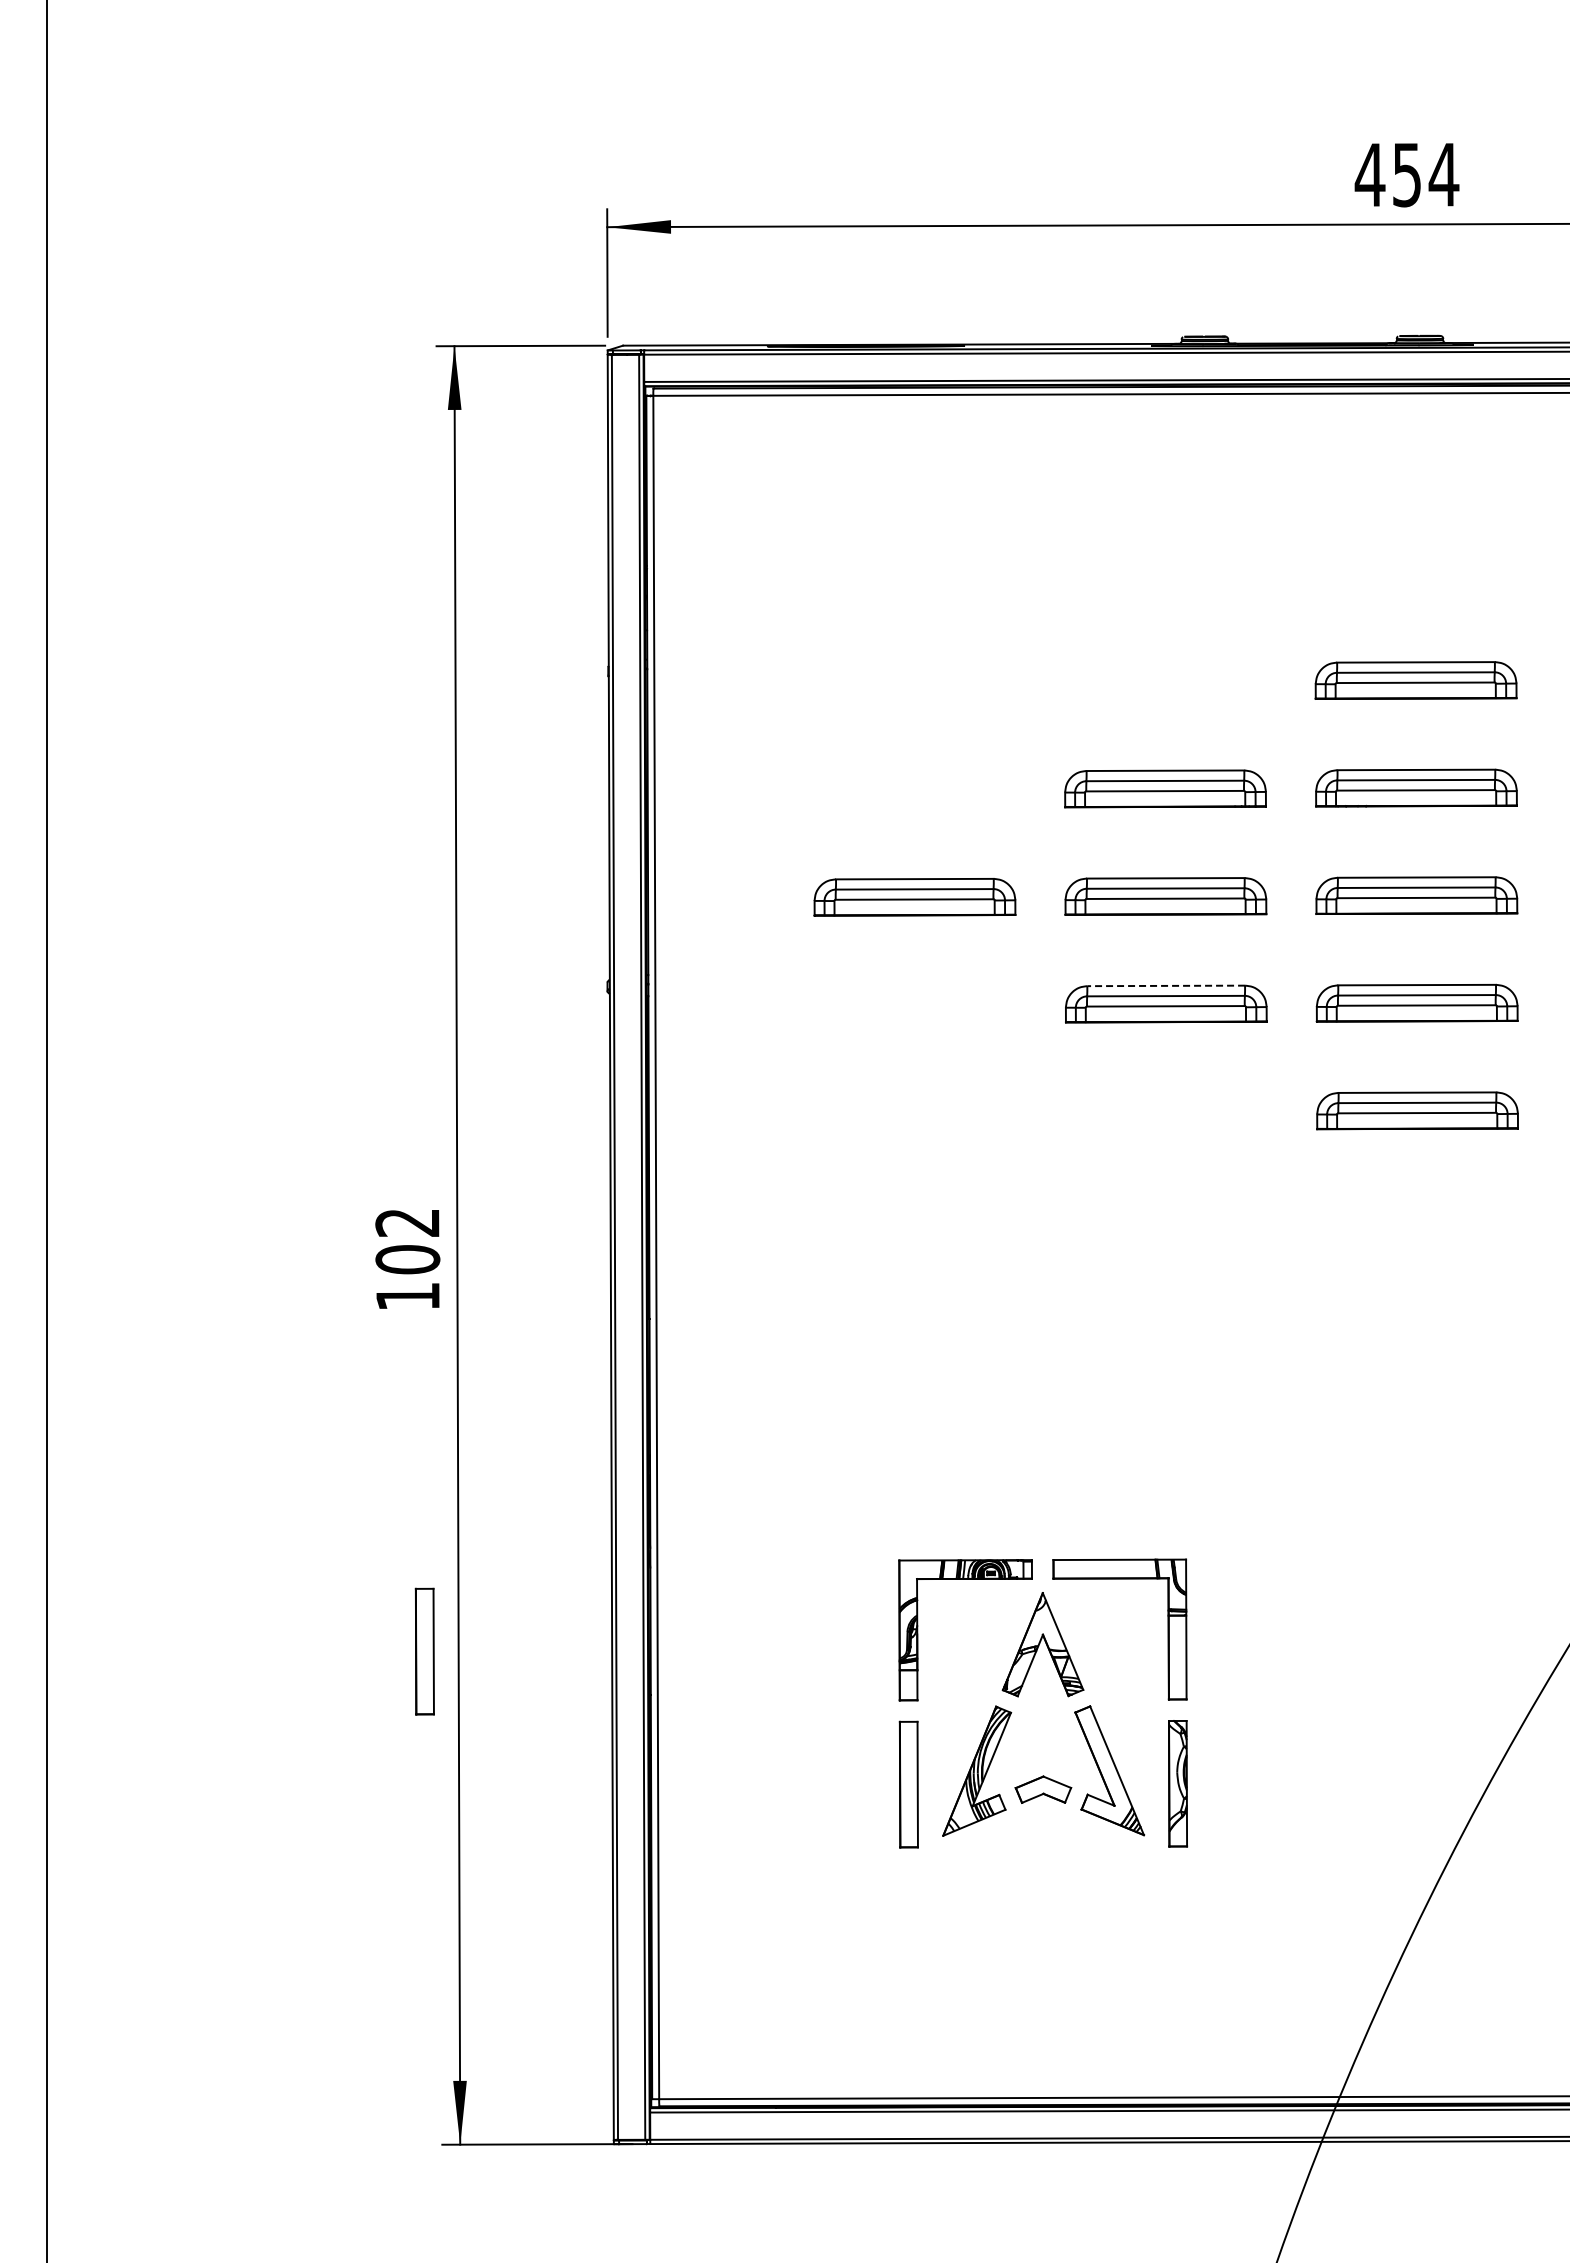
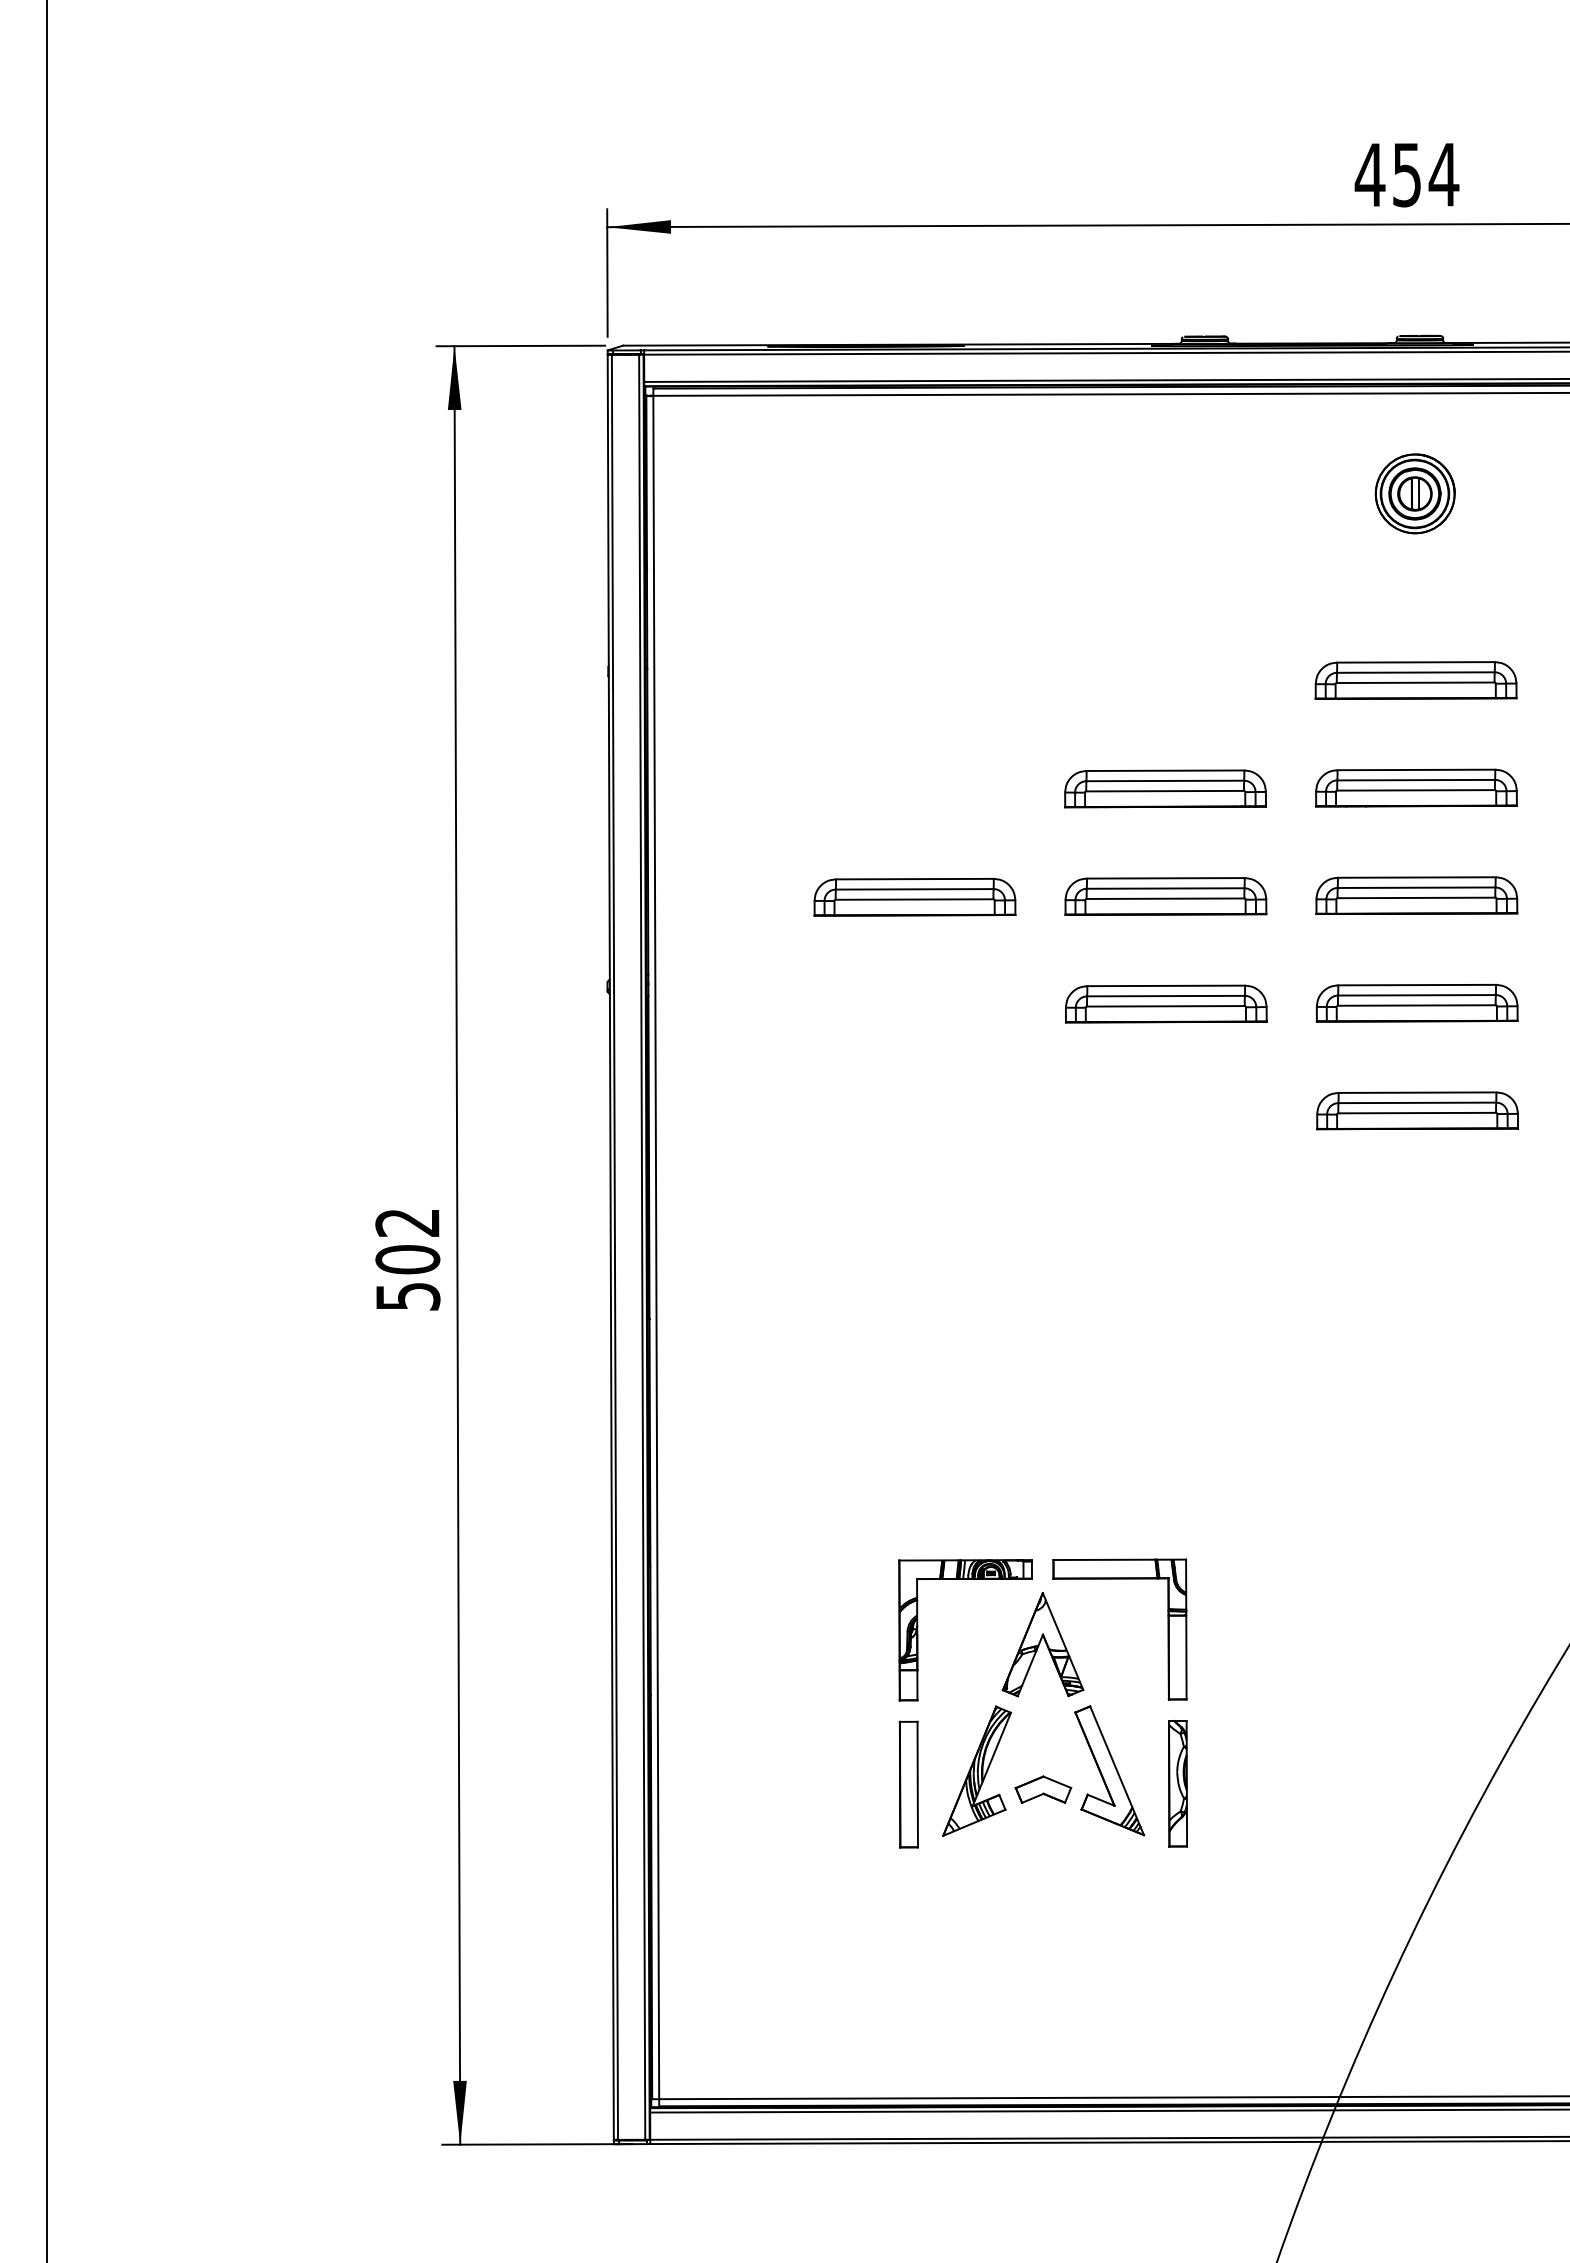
part: none -> present (1414, 493)
line: dashed -> solid (1166, 985)
text: 102 -> 502 (408, 1296)
part: present -> none (424, 1651)
